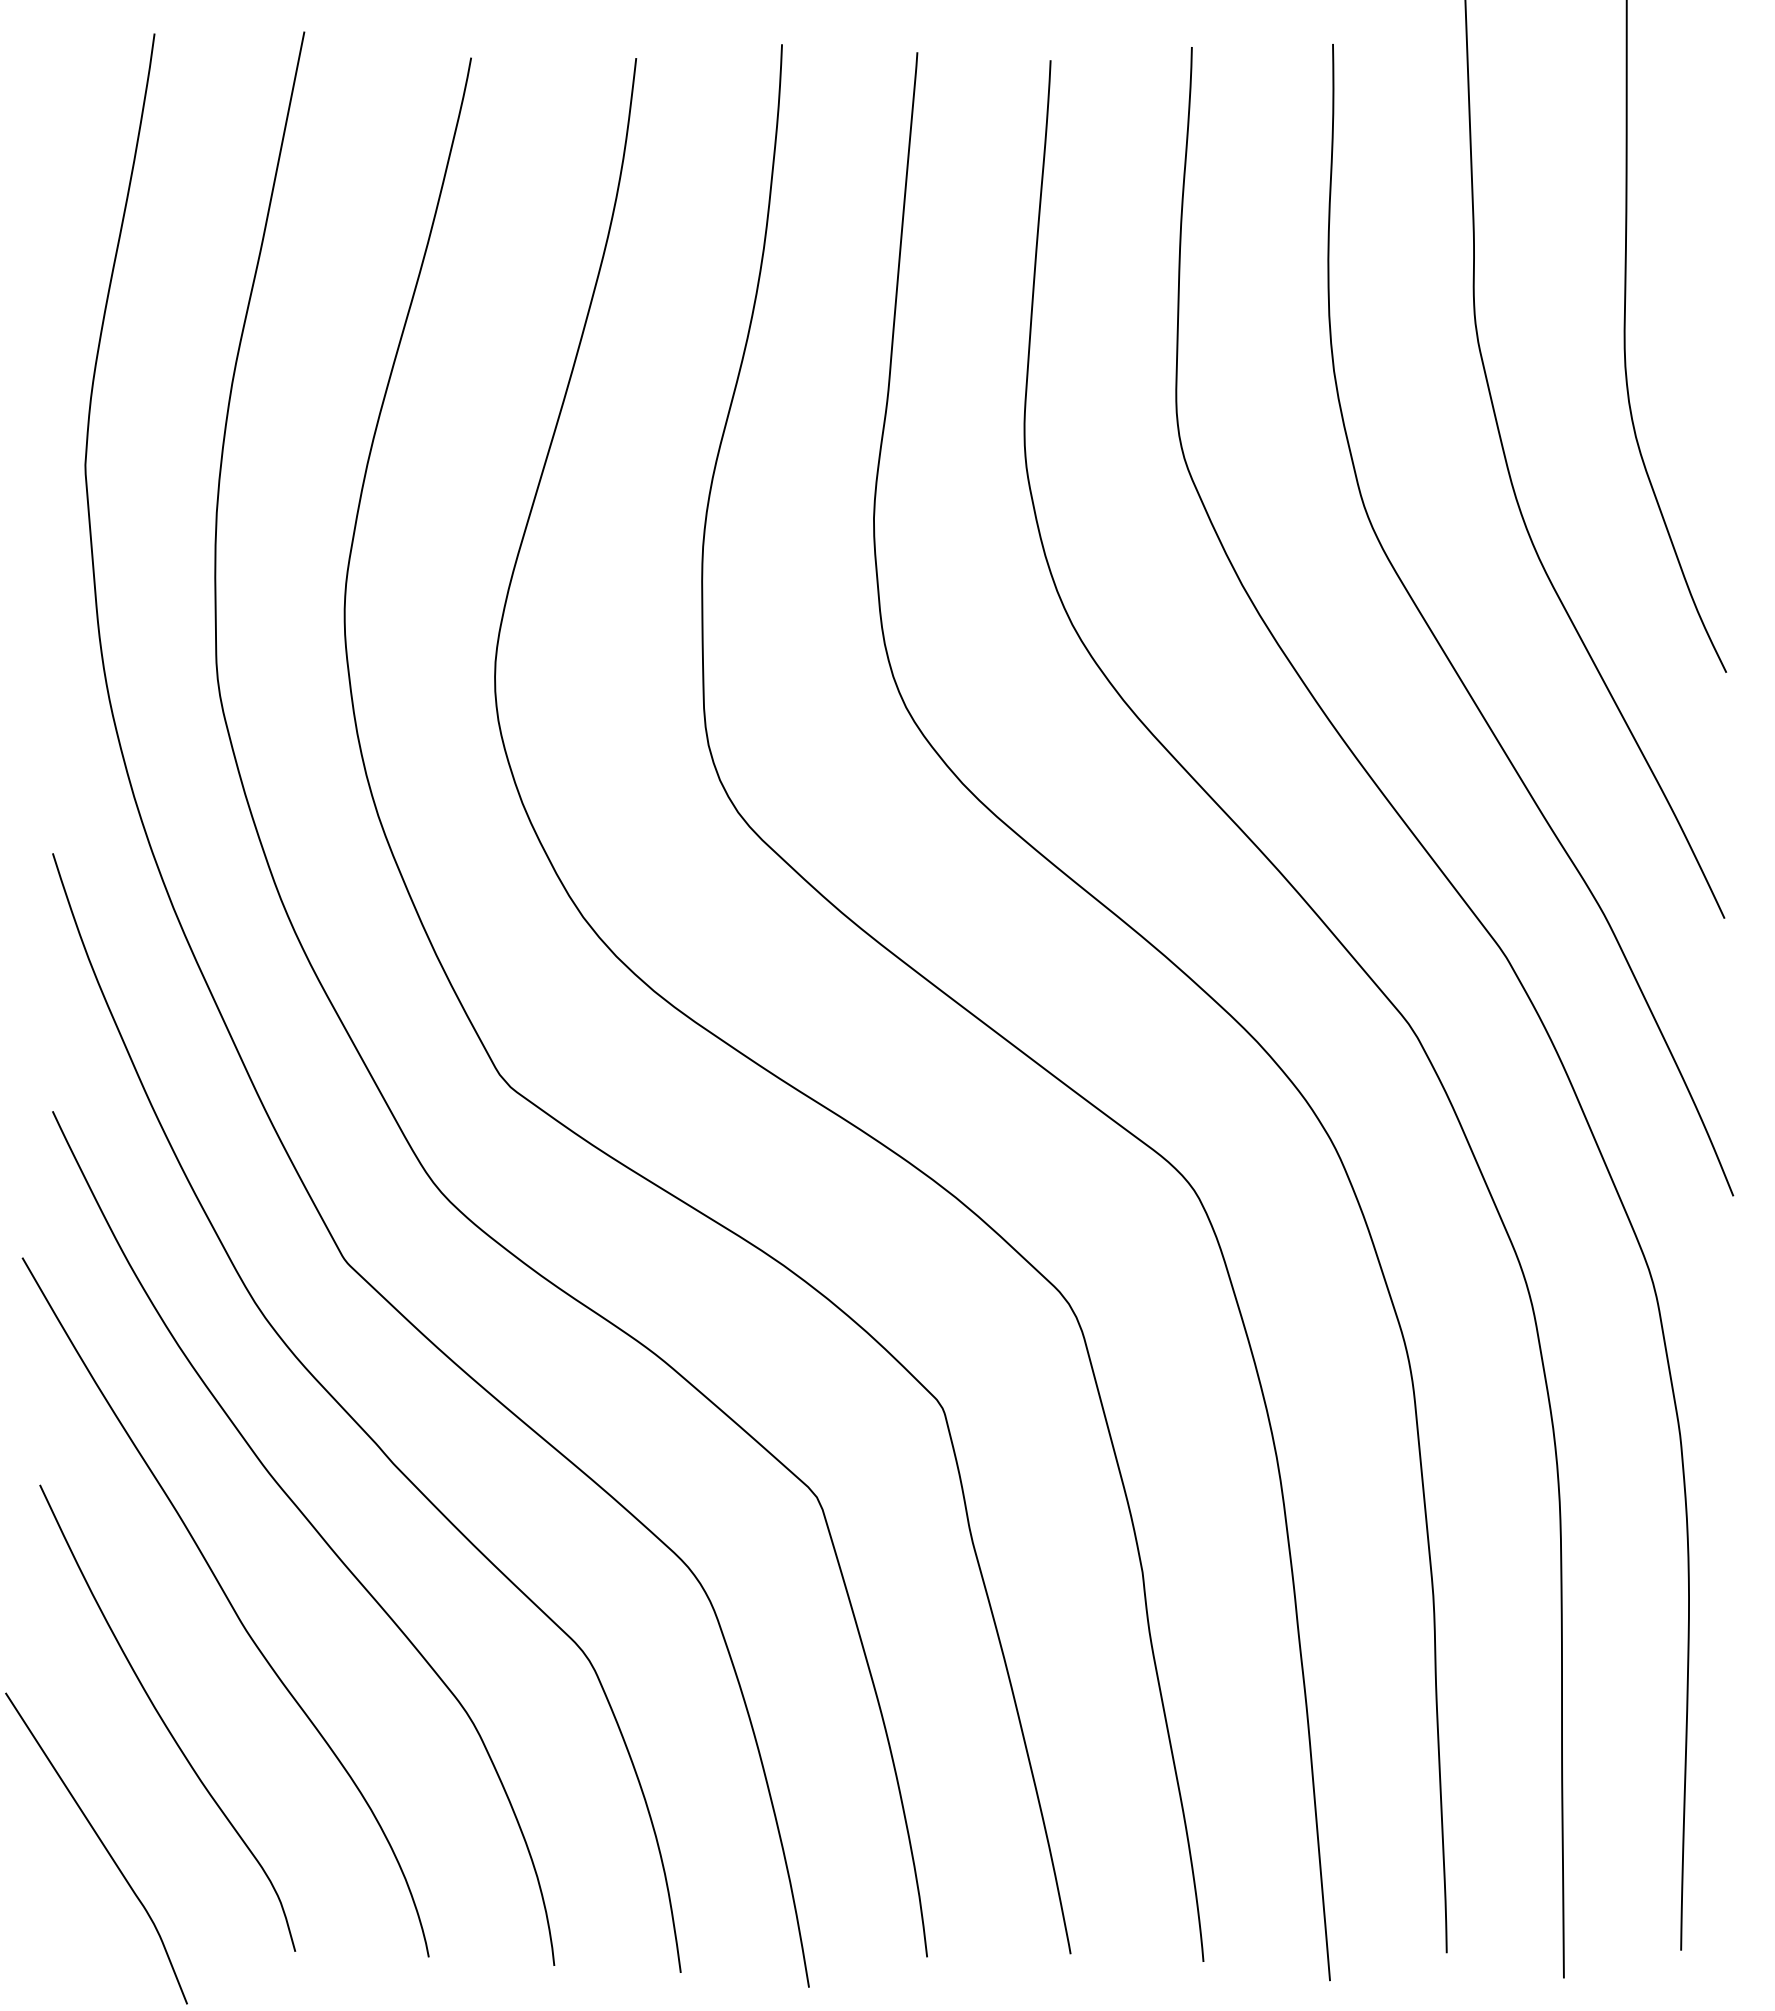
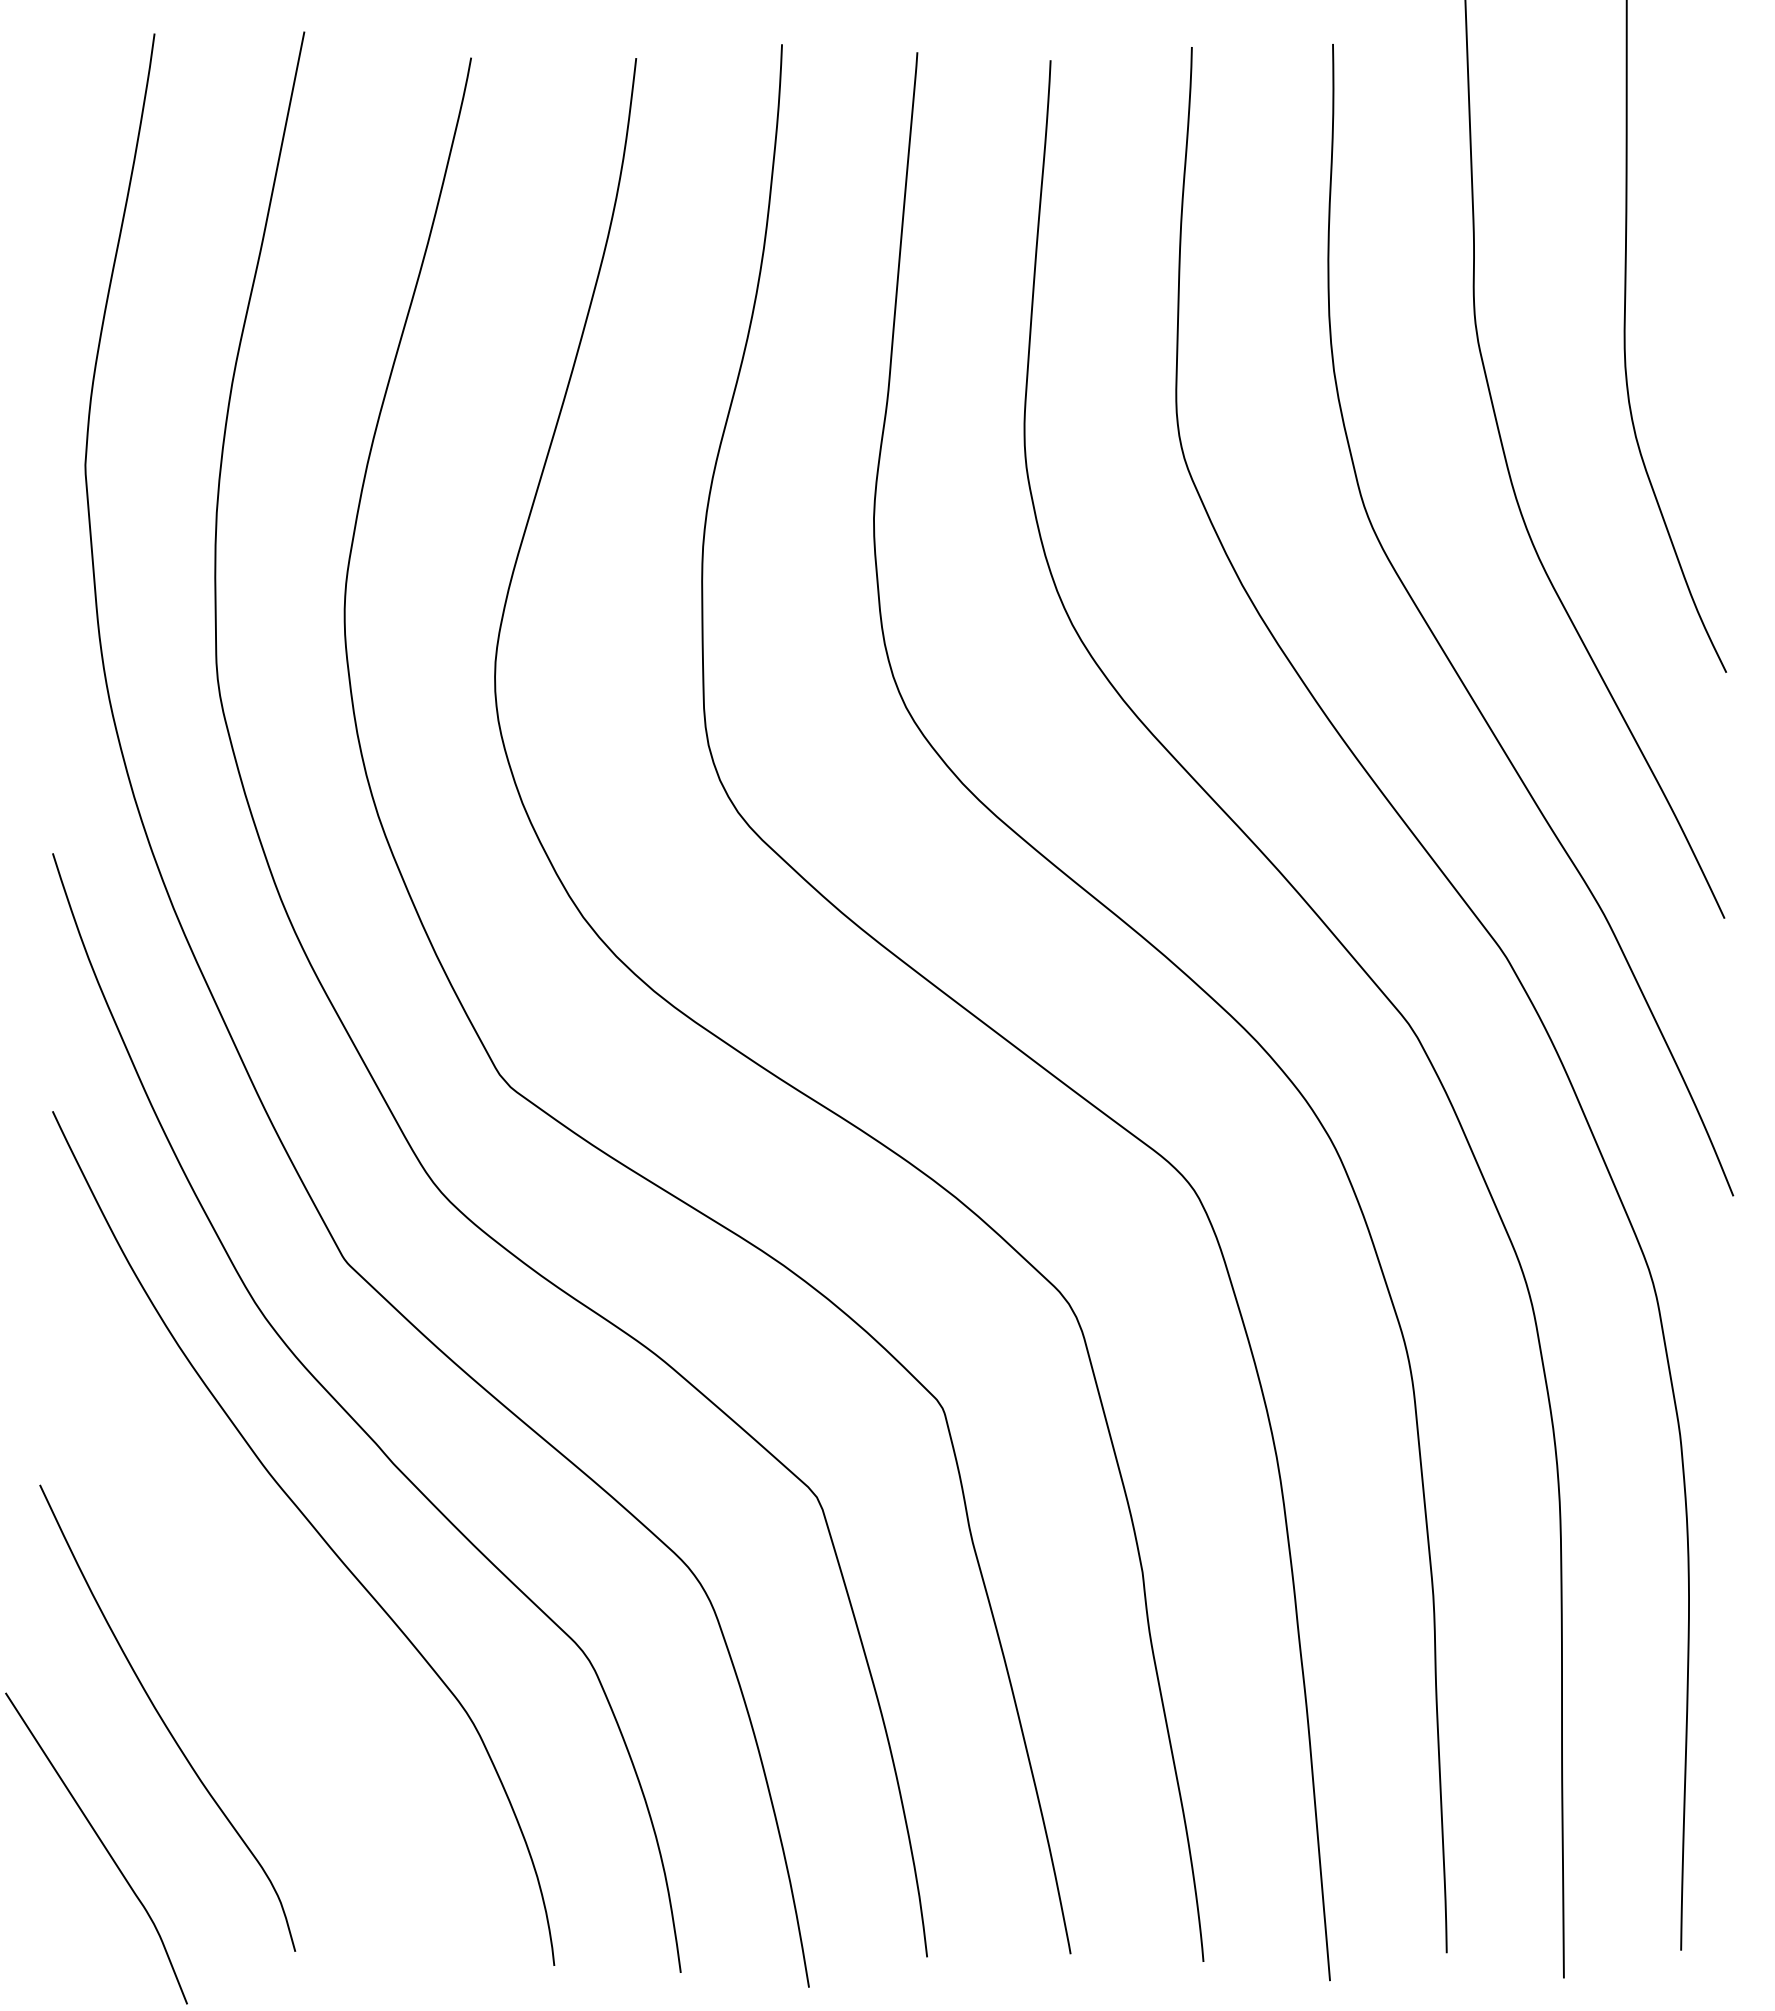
curve: present -> none (229, 1604)
